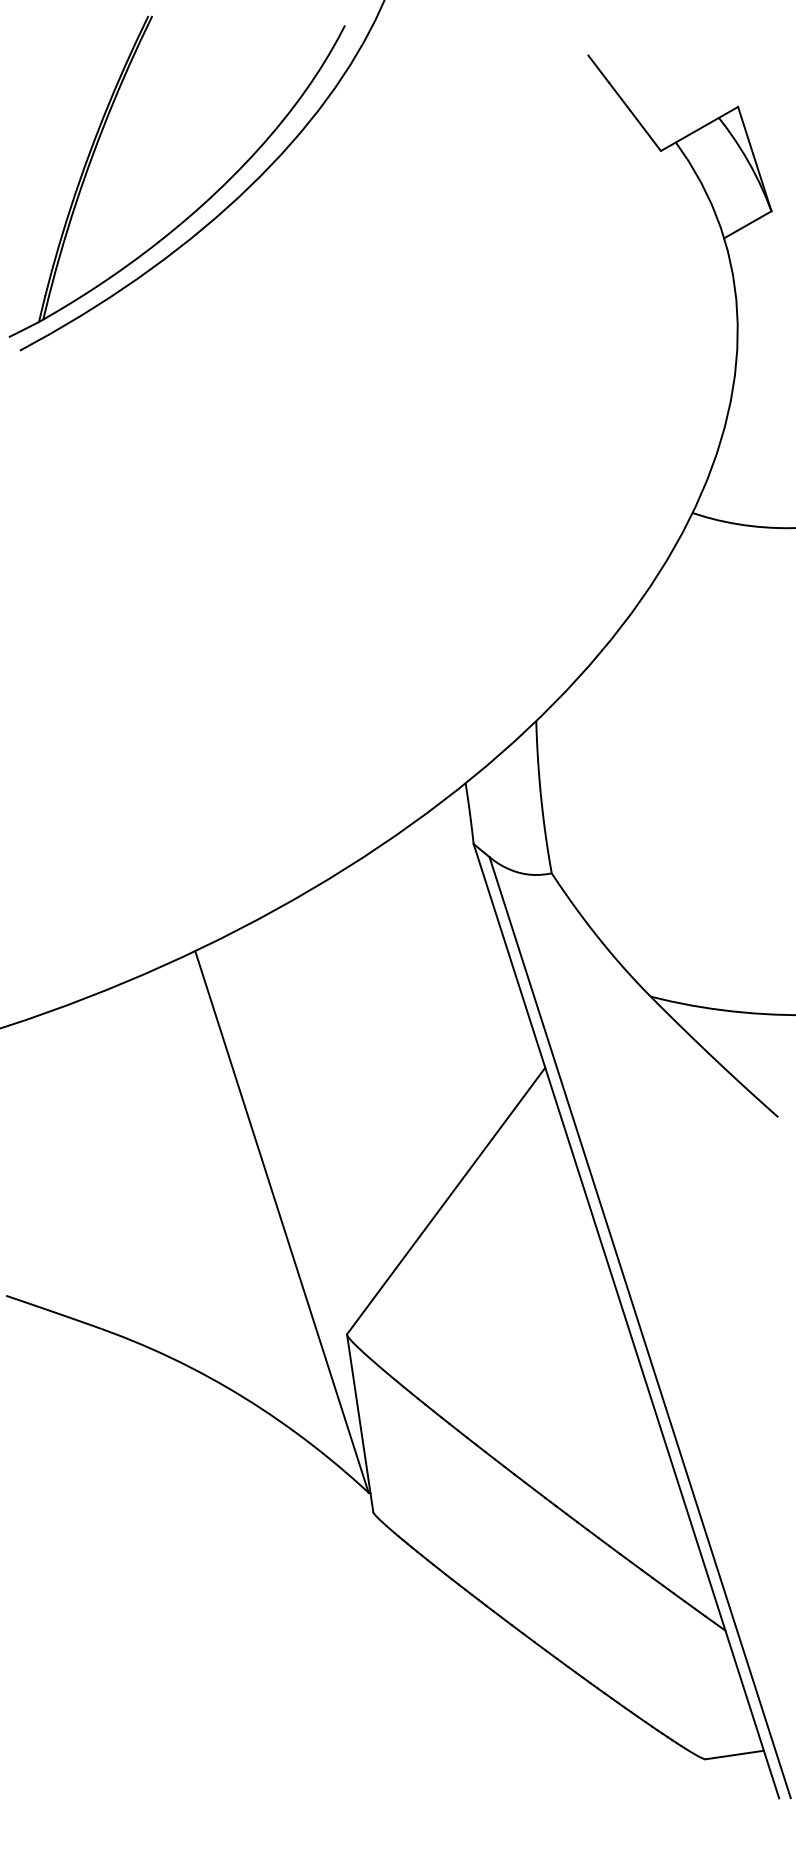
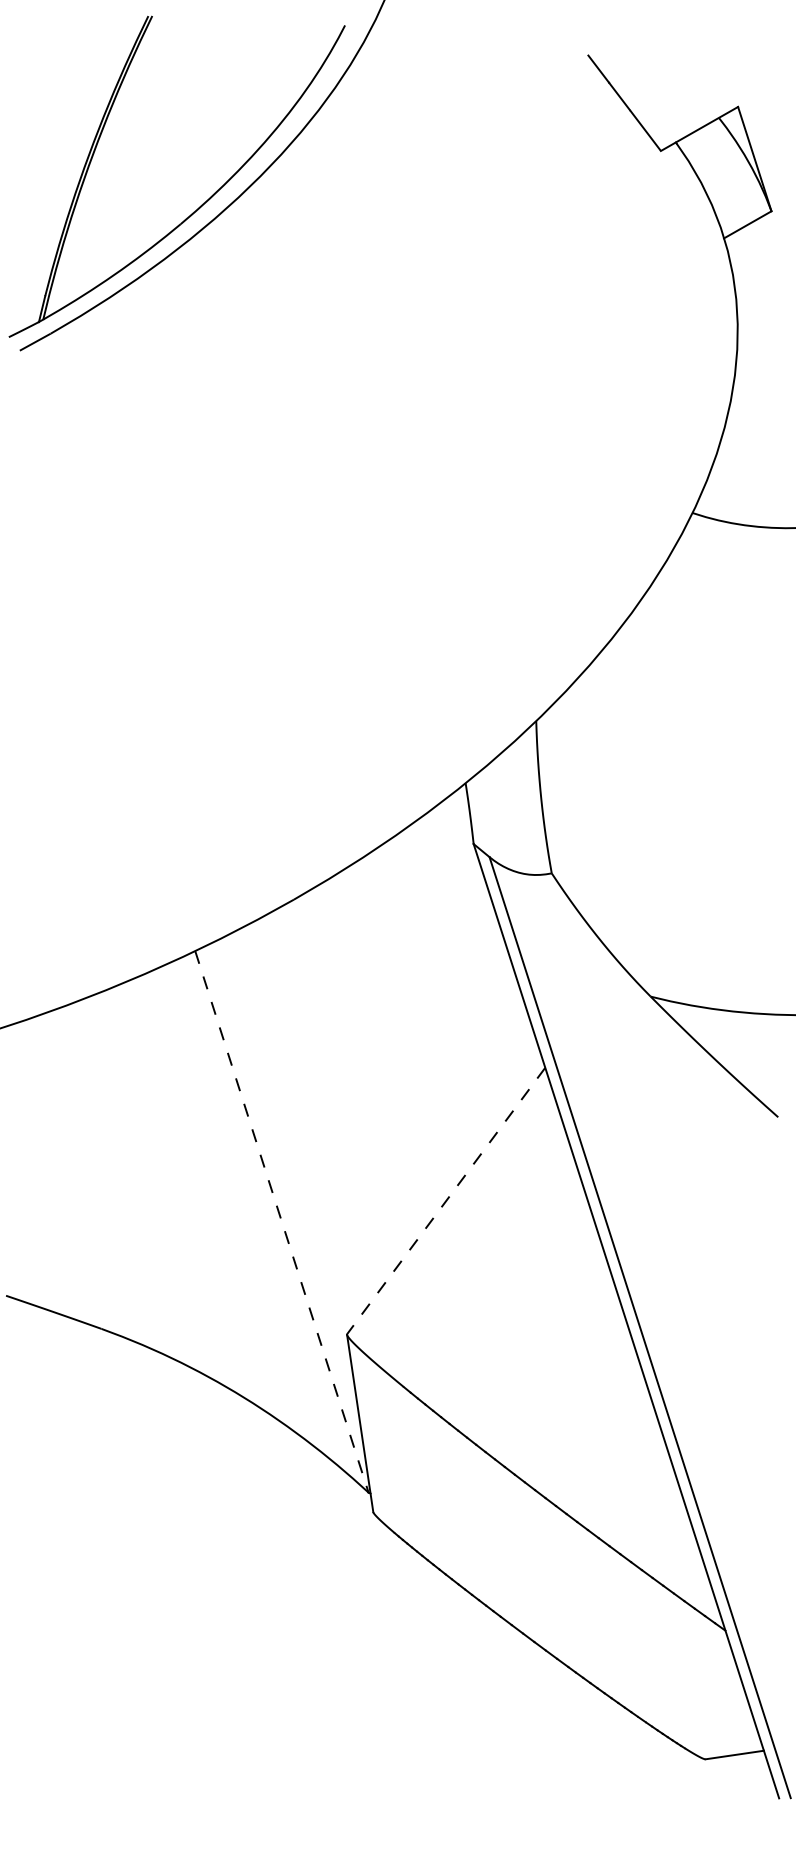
line: solid -> dashed (446, 1200)
line: solid -> dashed (282, 1222)
